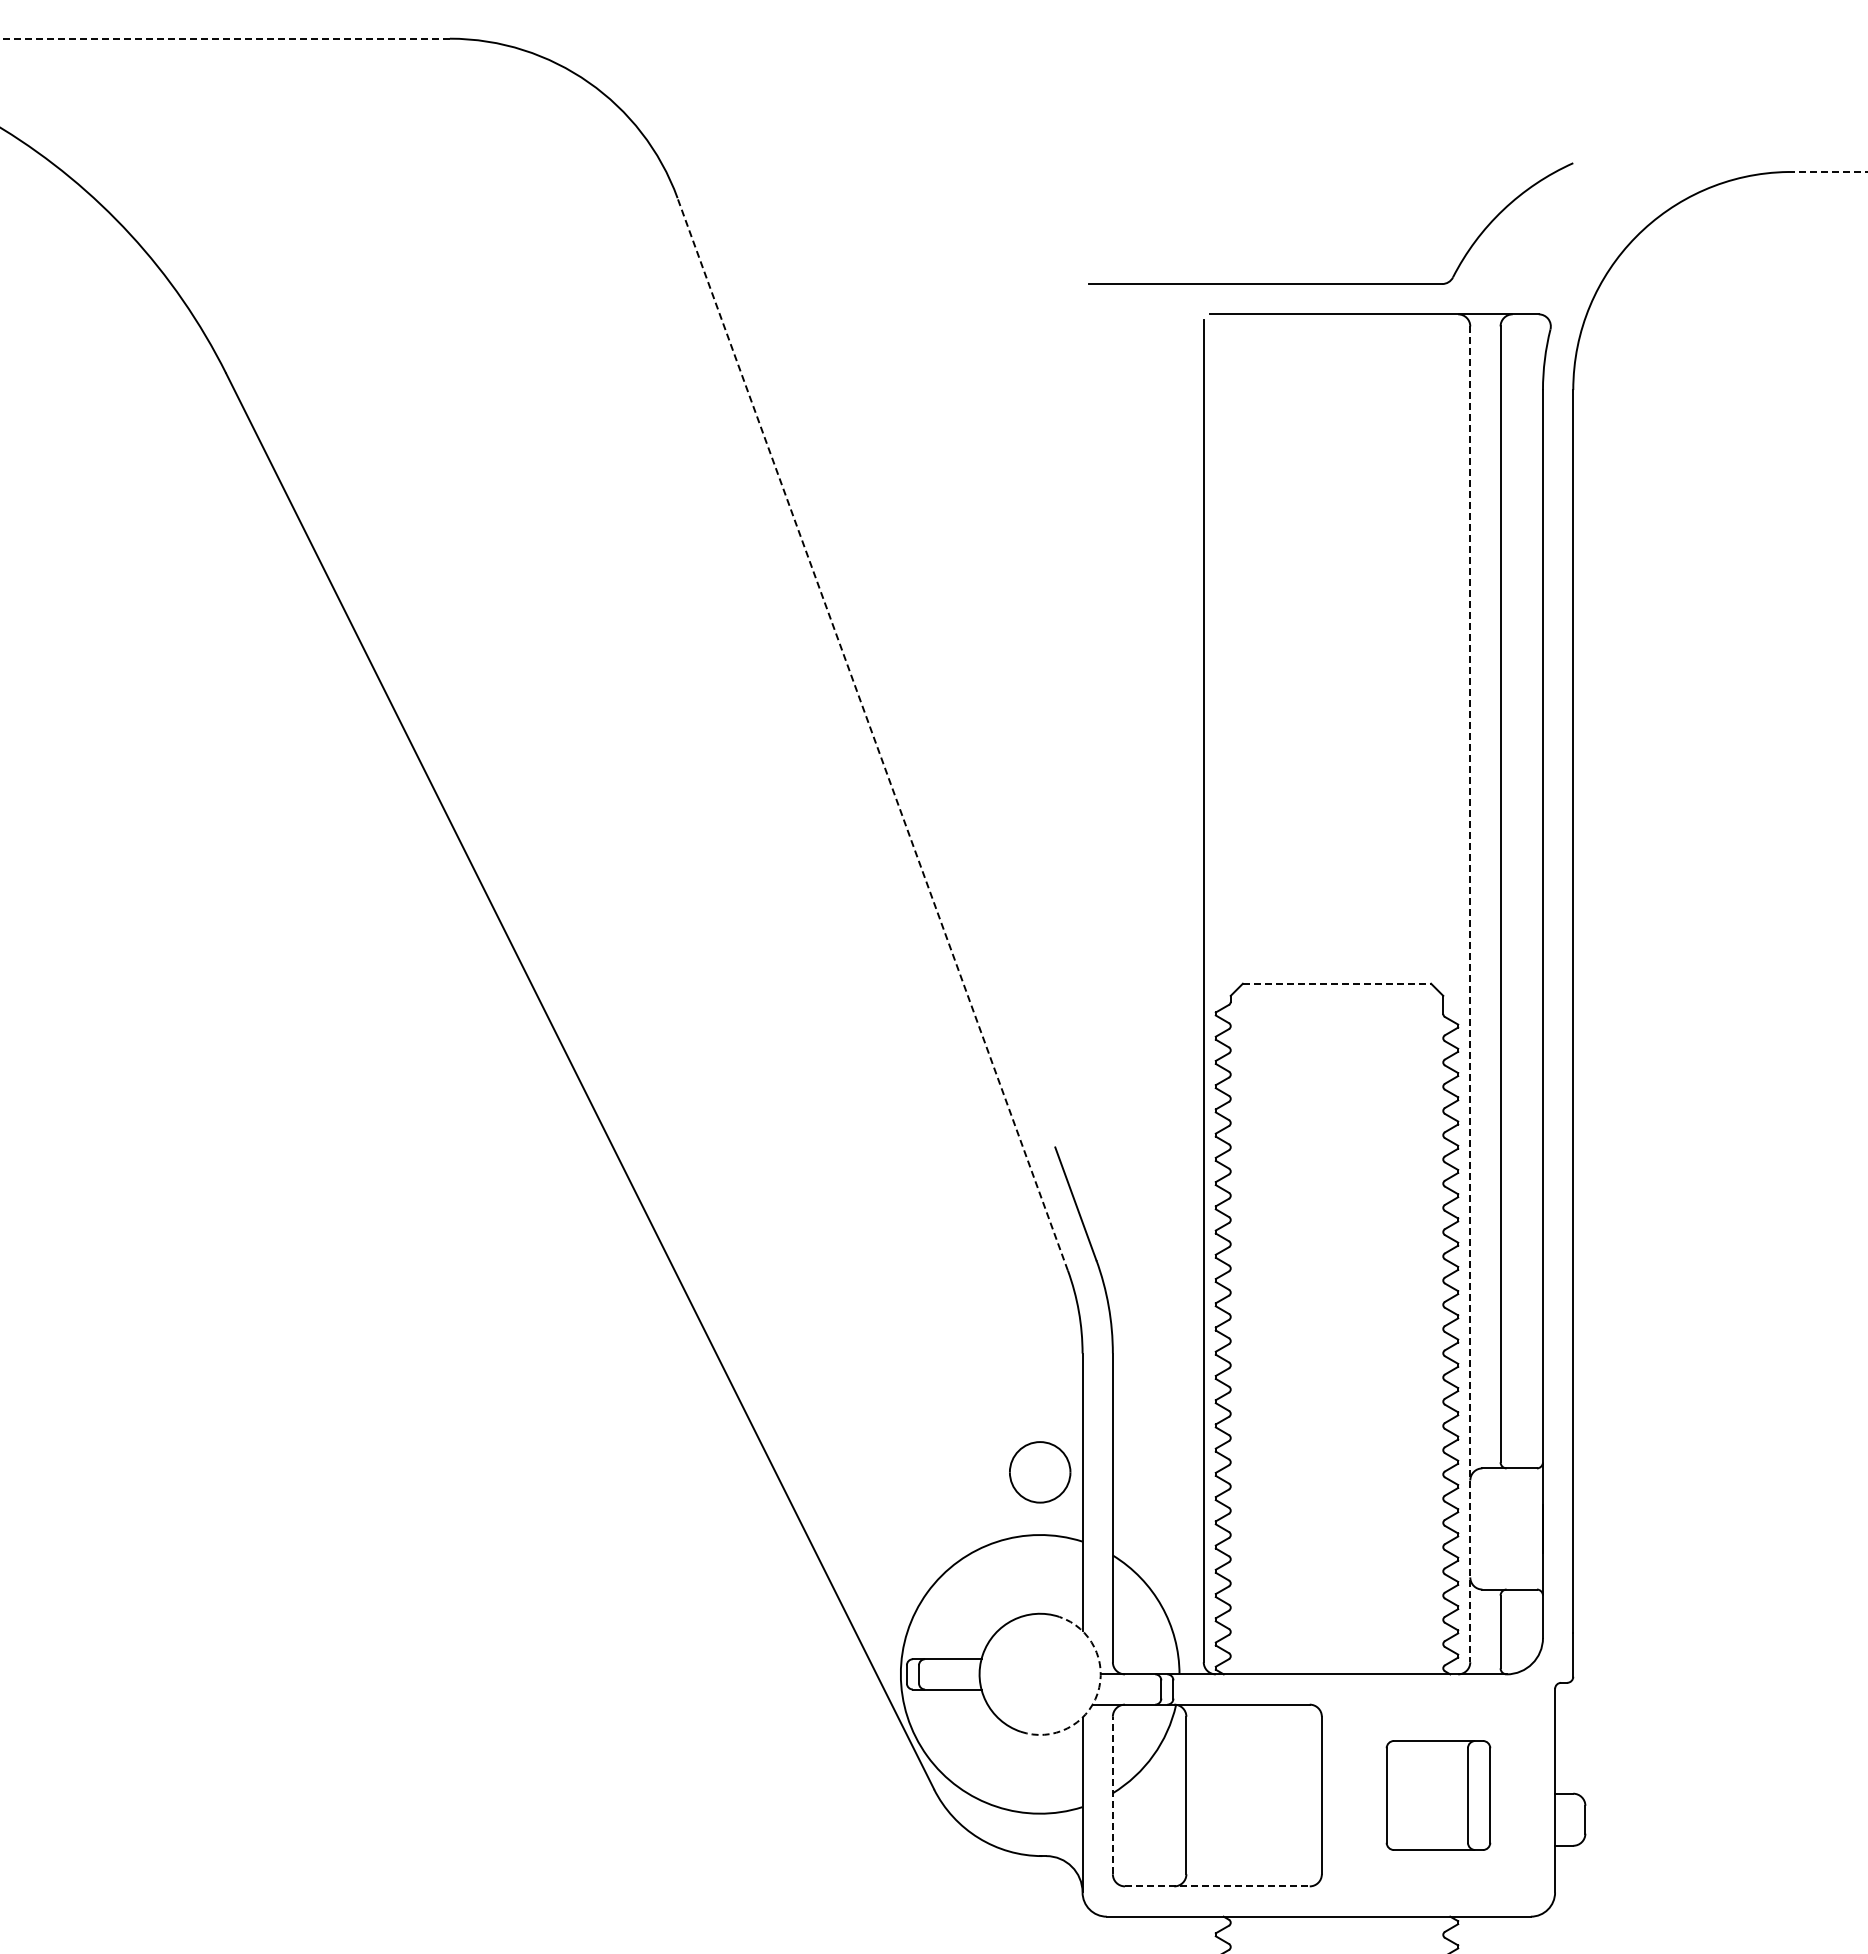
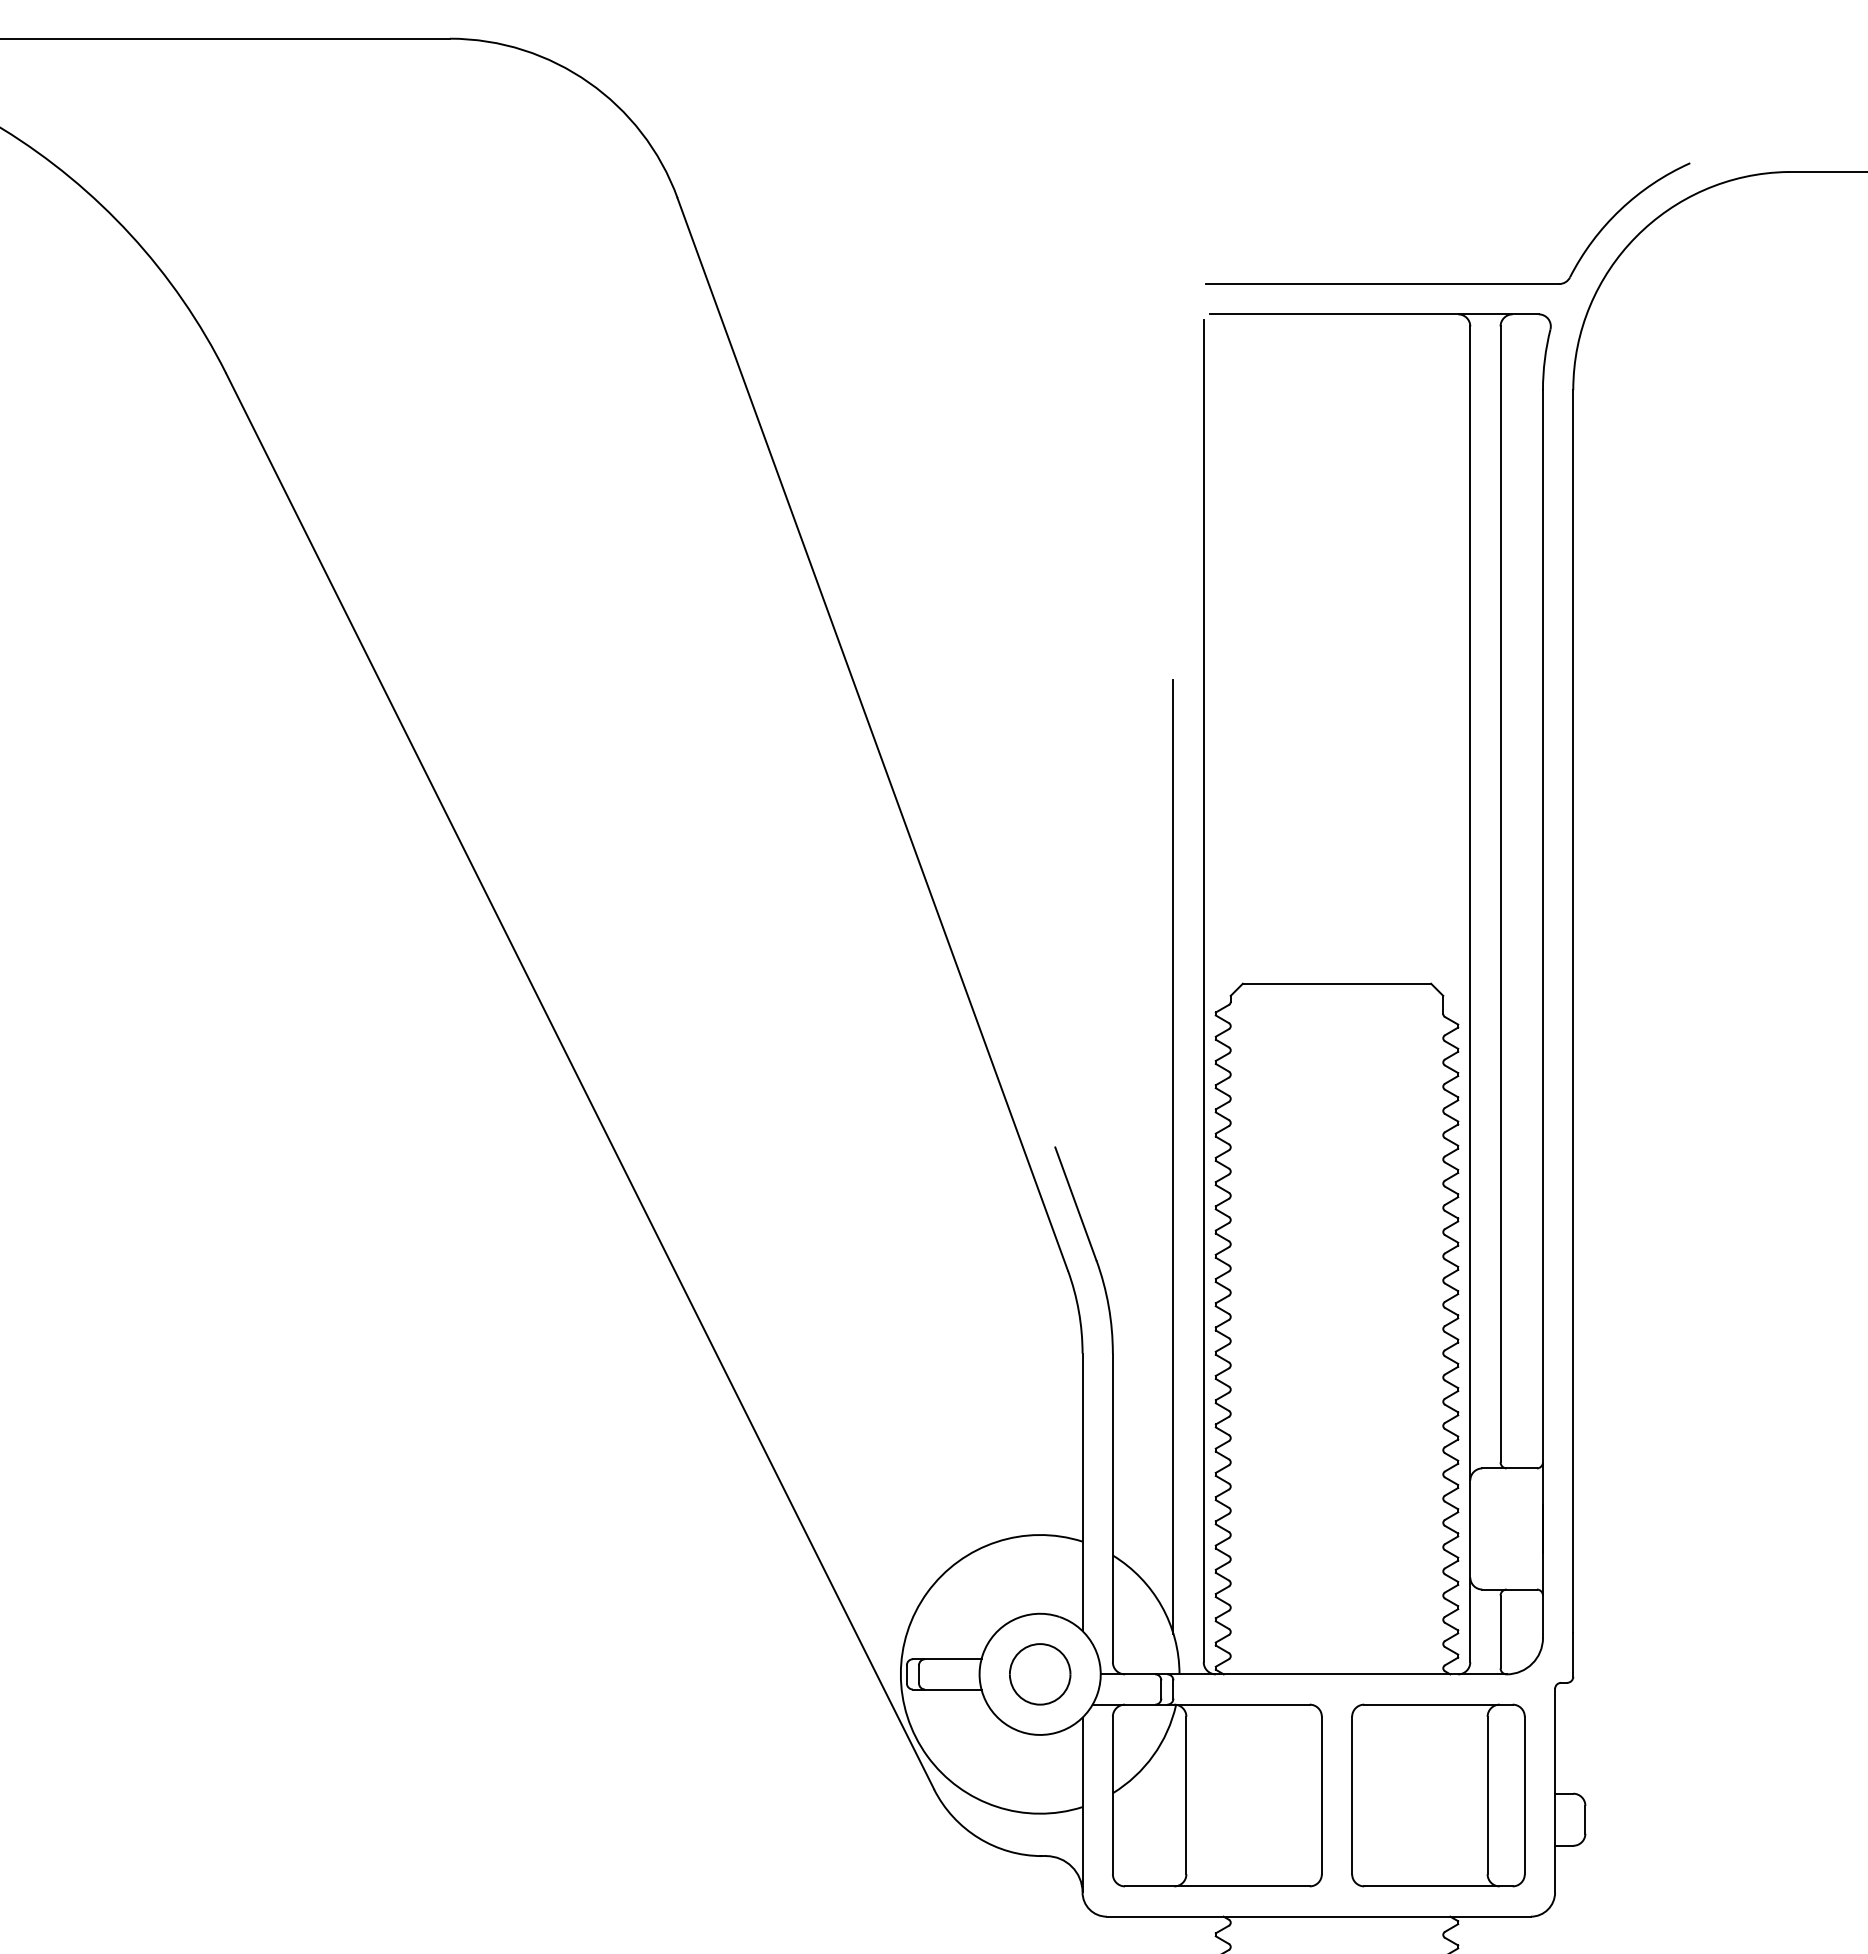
line: dashed -> solid (224, 38)
line: dashed -> solid (1828, 171)
part position: (1330, 283) -> (1447, 283) (1447, 283)
line: dashed -> solid (872, 734)
line: dashed -> solid (1337, 983)
line: dashed -> solid (1470, 994)
line: none -> present (1173, 1156)
part position: (1040, 1472) -> (1040, 1674) (1040, 1674)
arc: dashed -> solid (1097, 1693)
line: dashed -> solid (1112, 1795)
part size: 107x111 px -> 175x185 px (1438, 1795)
line: dashed -> solid (1217, 1886)
